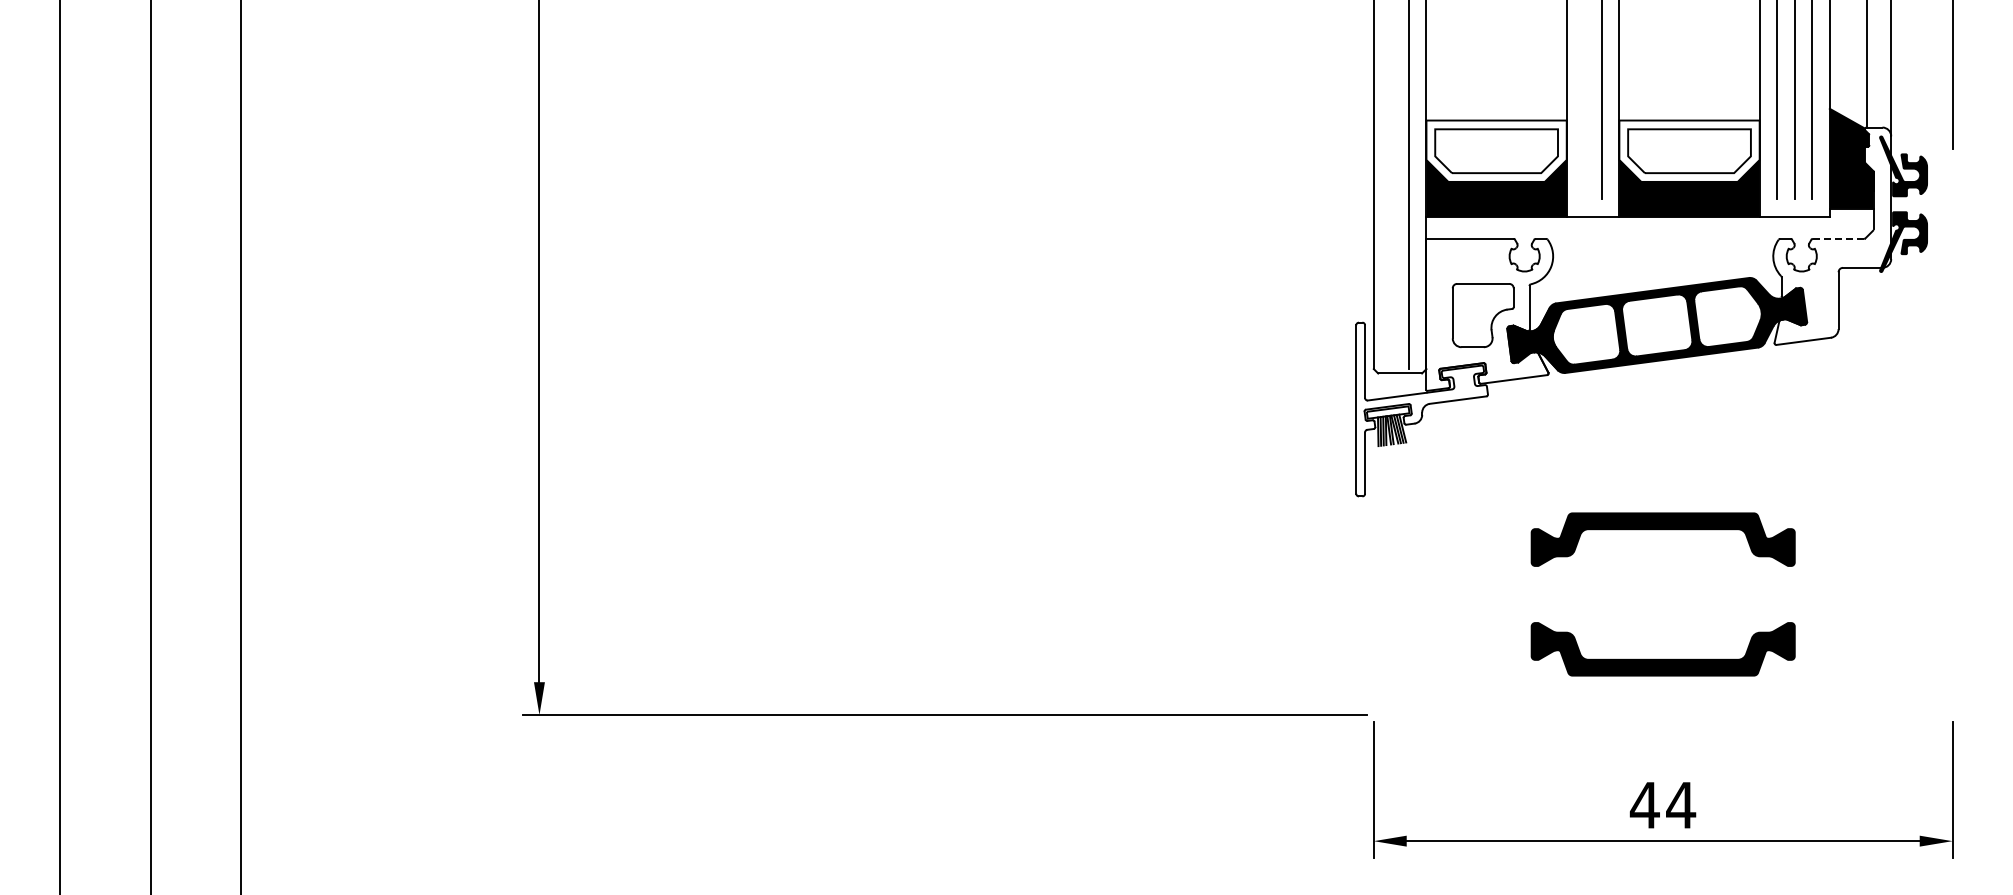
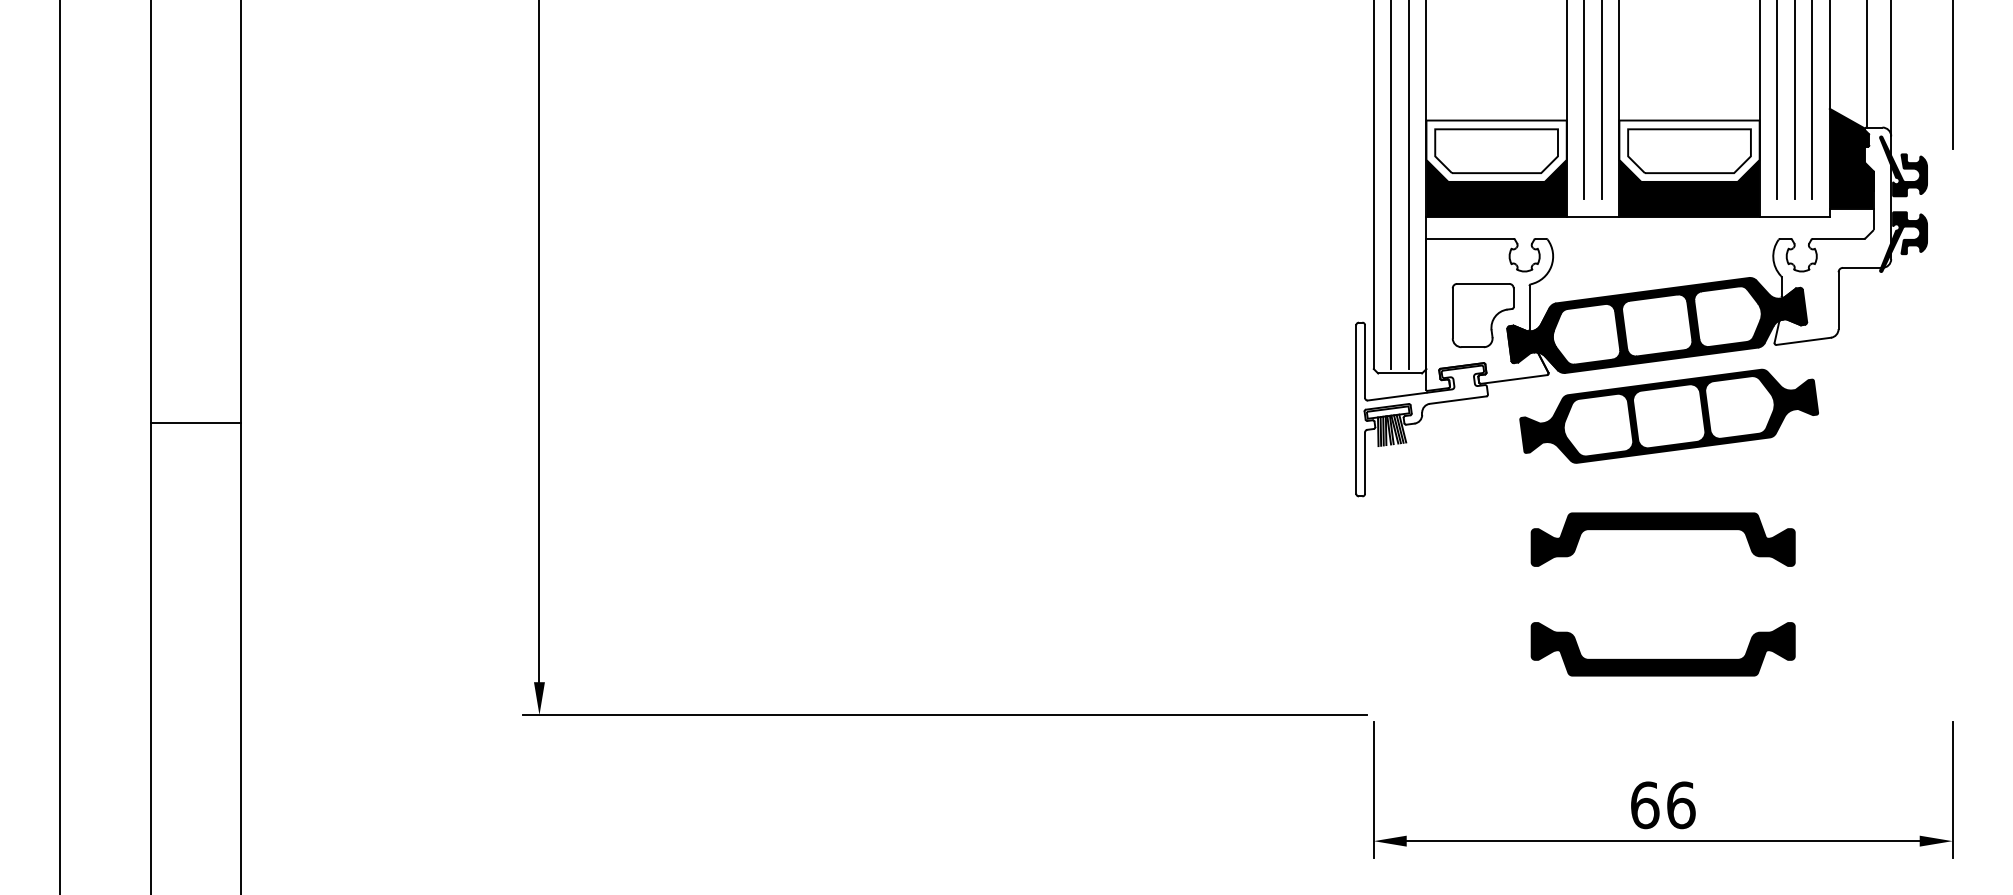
line: none -> present (1584, 100)
line: none -> present (1391, 185)
line: dashed -> solid (1838, 238)
part: none -> present (1668, 415)
line: none -> present (195, 423)
text: 44 -> 66 (1662, 805)
